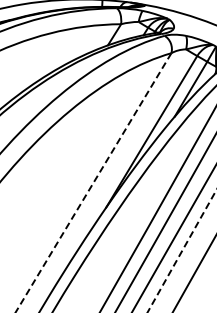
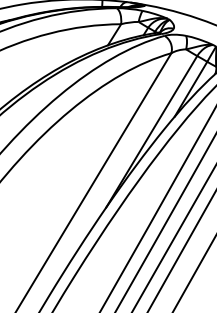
line: dashed -> solid (93, 183)
line: dashed -> solid (181, 251)
